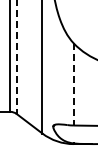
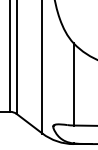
line: dashed -> solid (16, 57)
line: dashed -> solid (73, 84)
